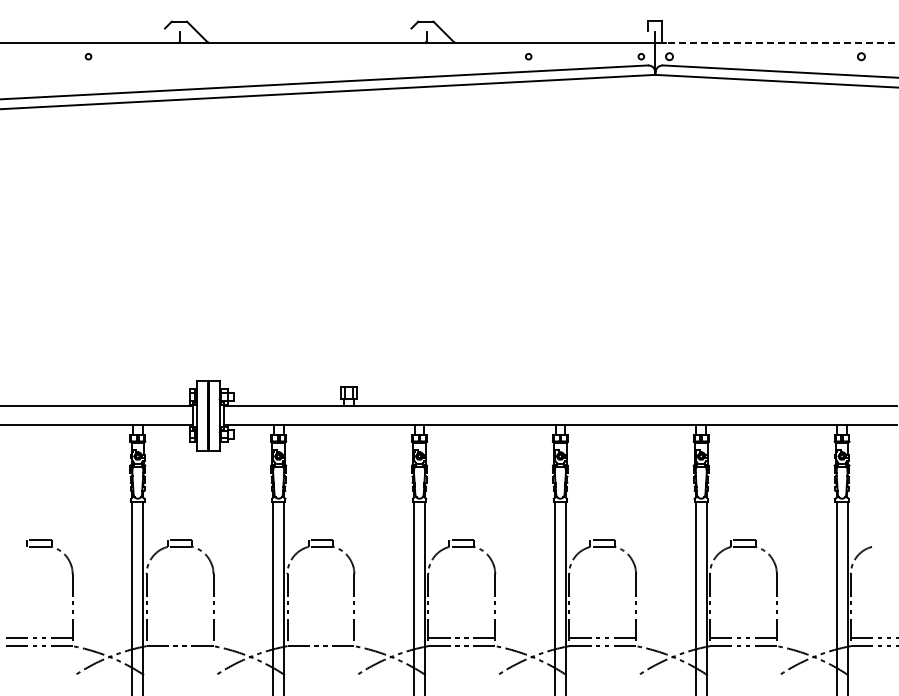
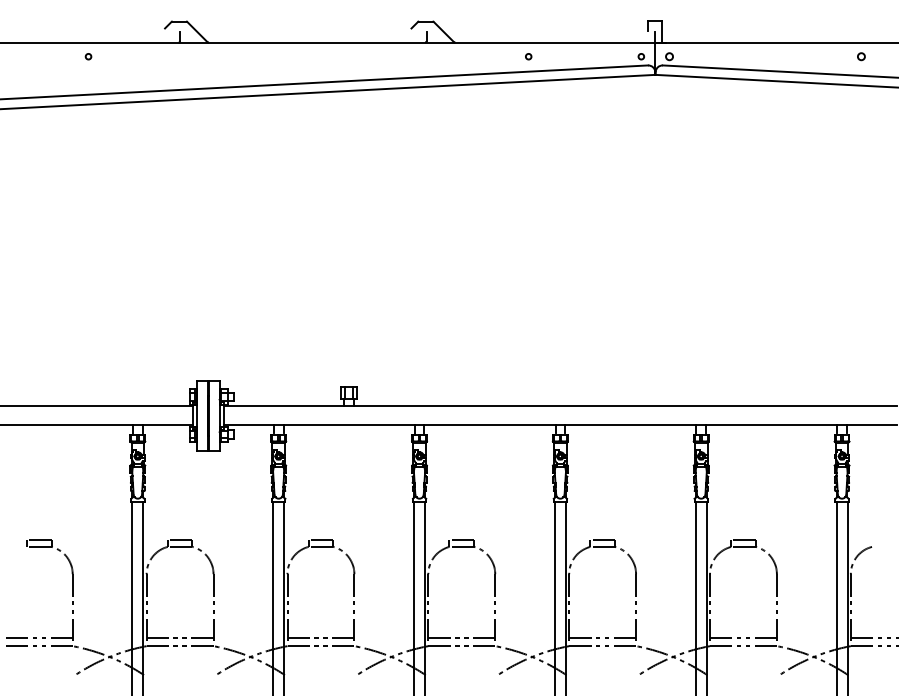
line: dashed -> solid (776, 42)
line: none -> present (179, 637)
line: none -> present (320, 637)
